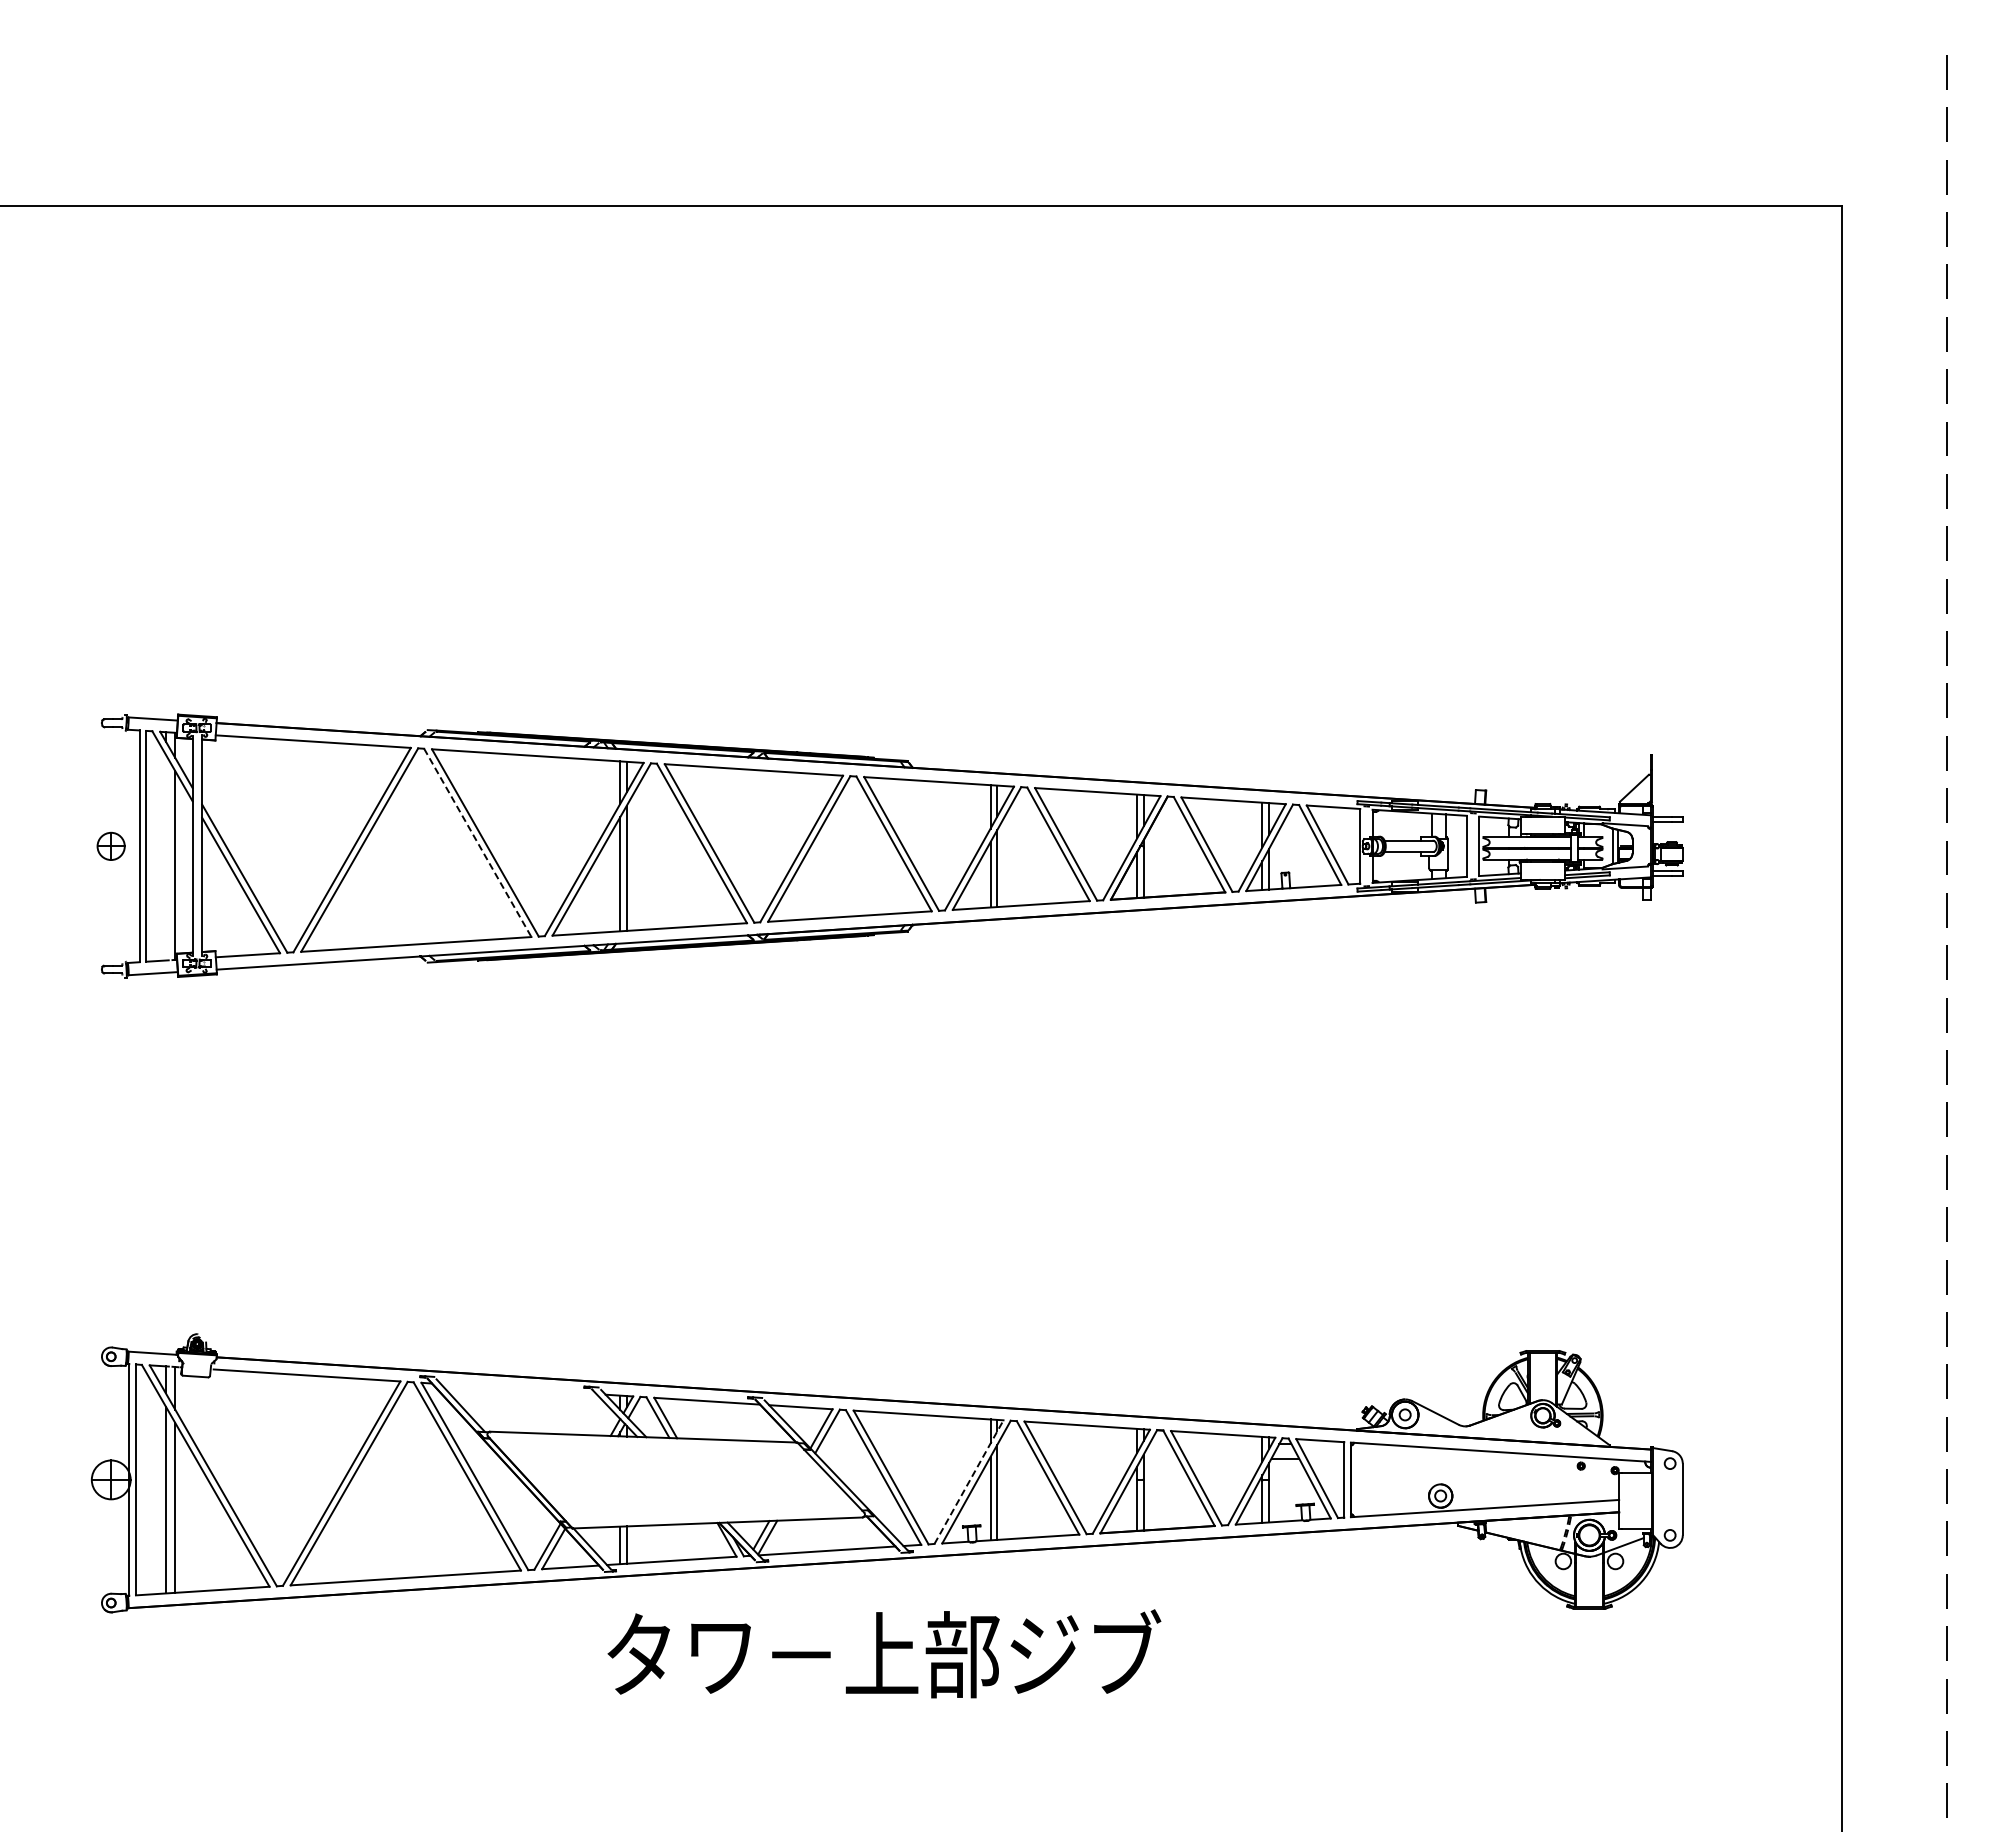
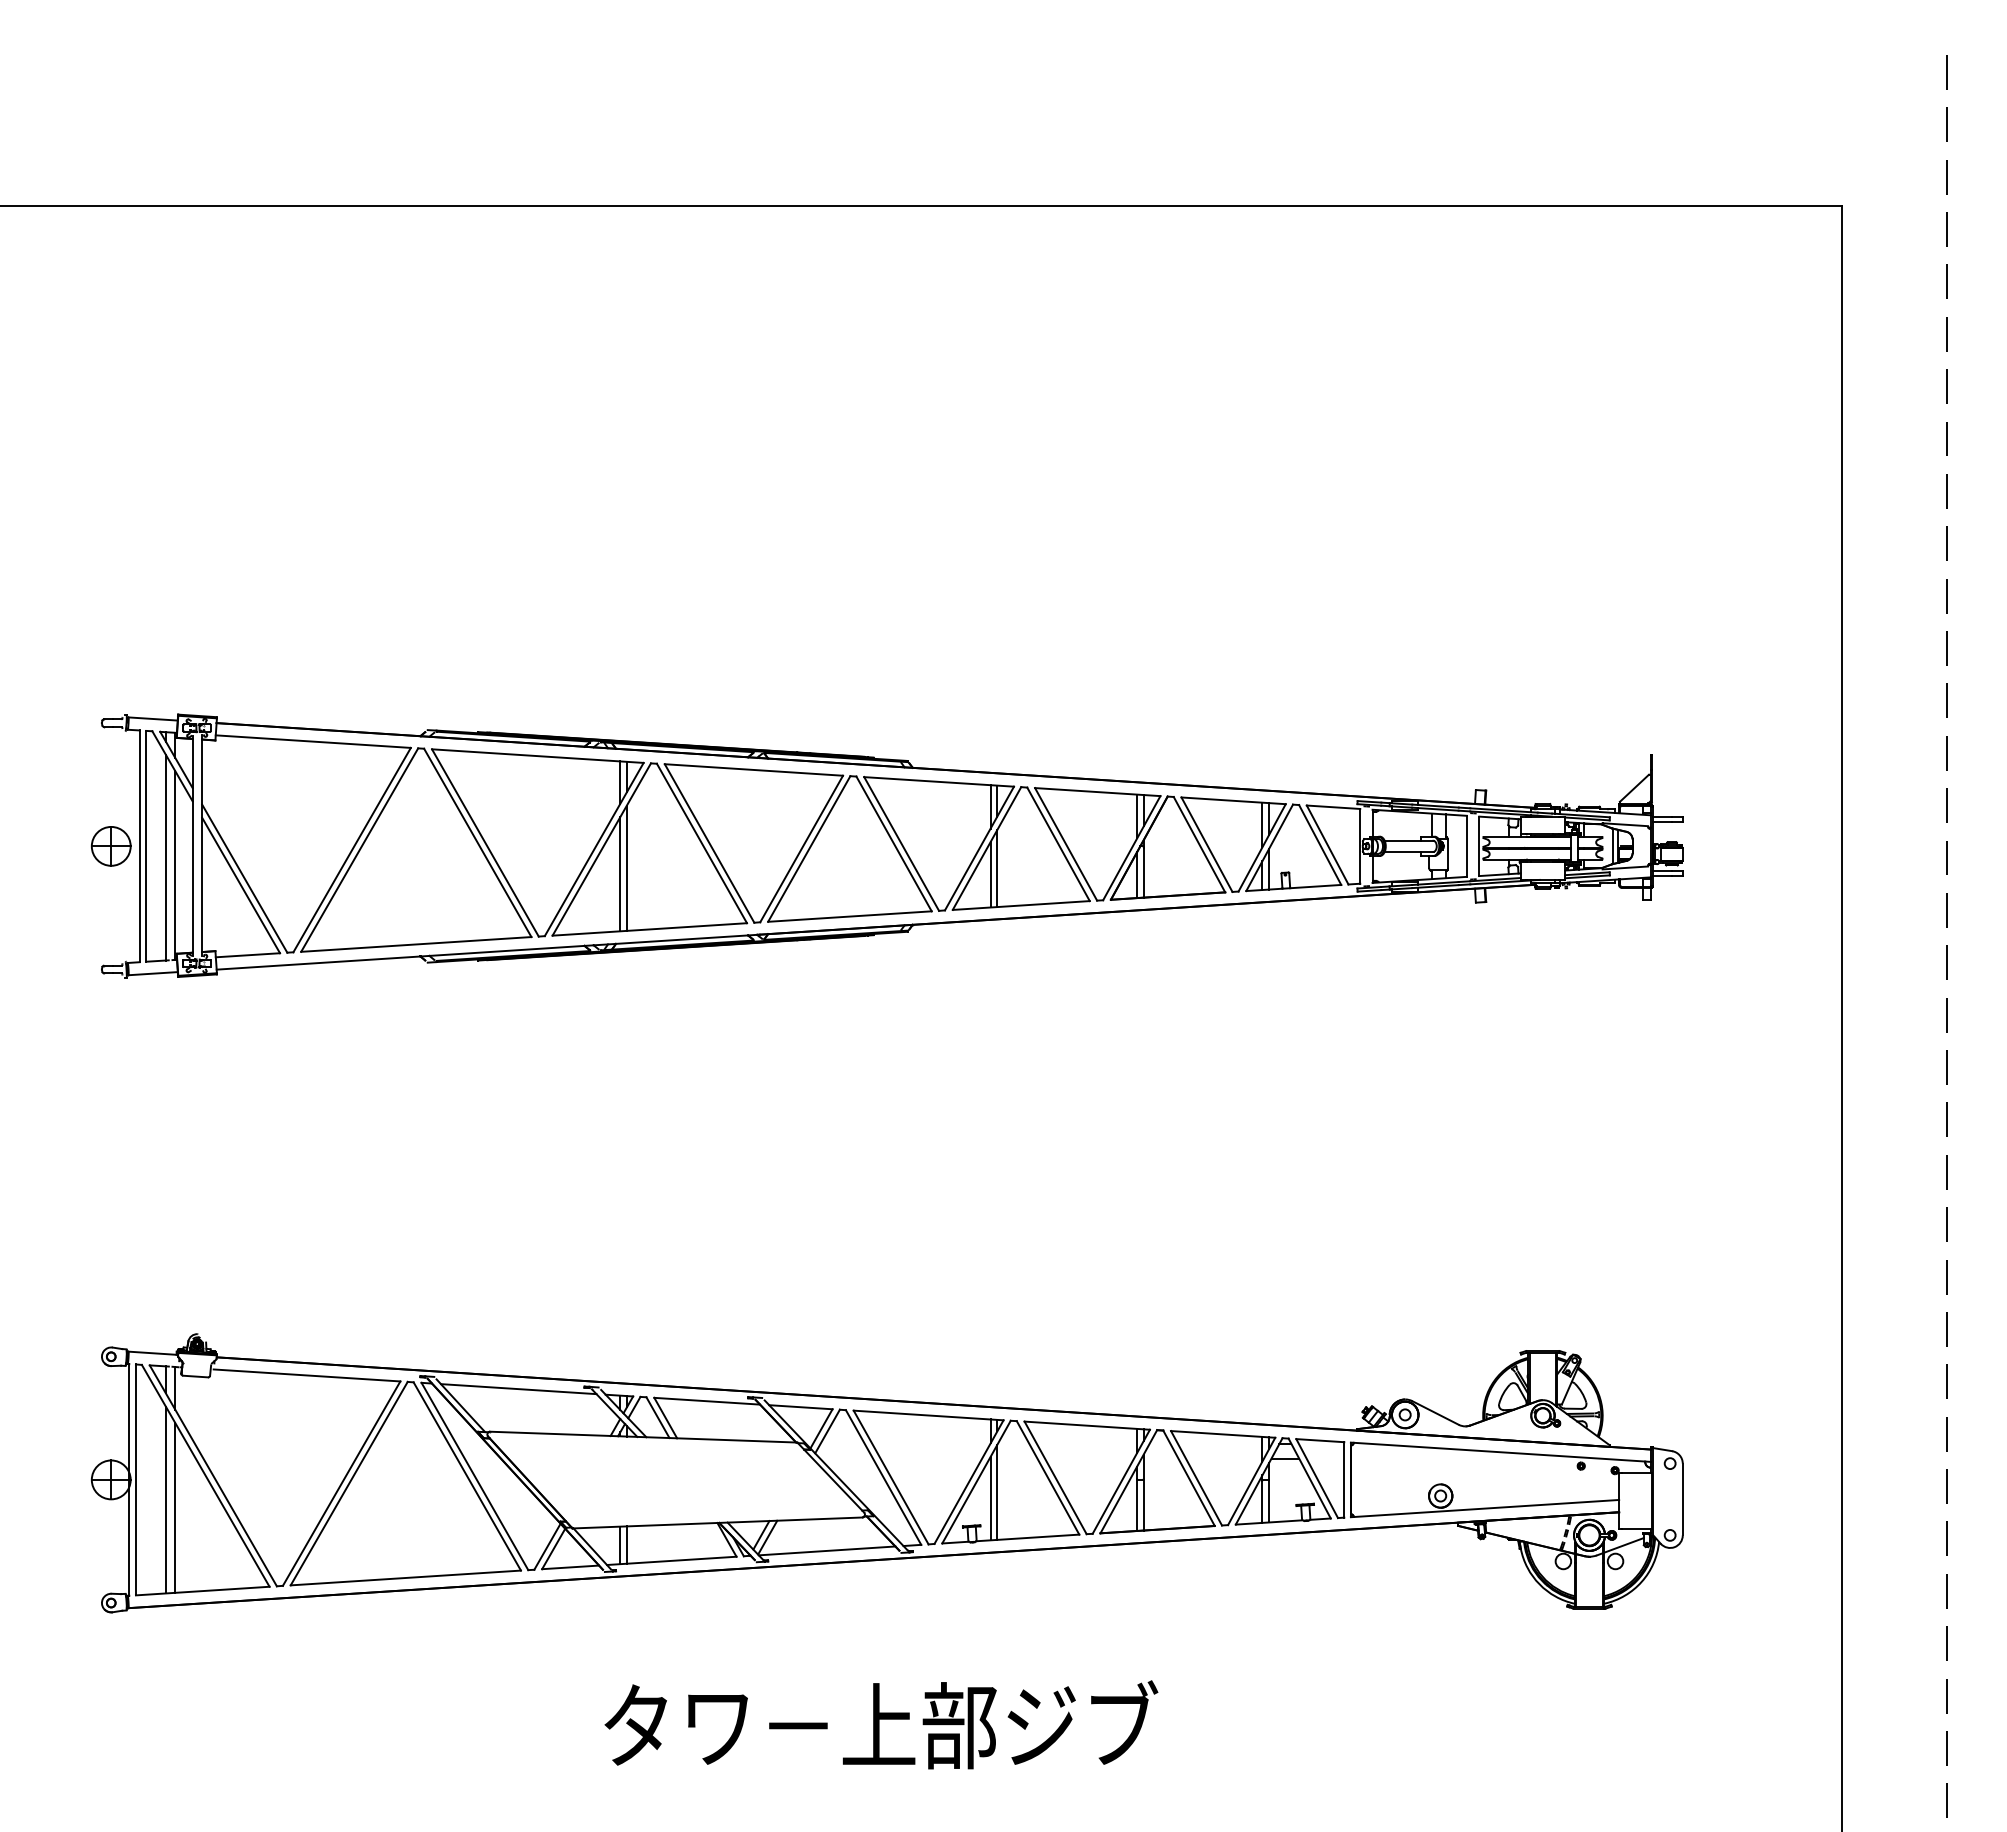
line: dashed -> solid (478, 843)
part size: 30x30 px -> 42x41 px (110, 846)
line: none -> present (165, 857)
line: none -> present (518, 1389)
line: dashed -> solid (969, 1482)
text position: (884, 1653) -> (881, 1724) (881, 1724)
